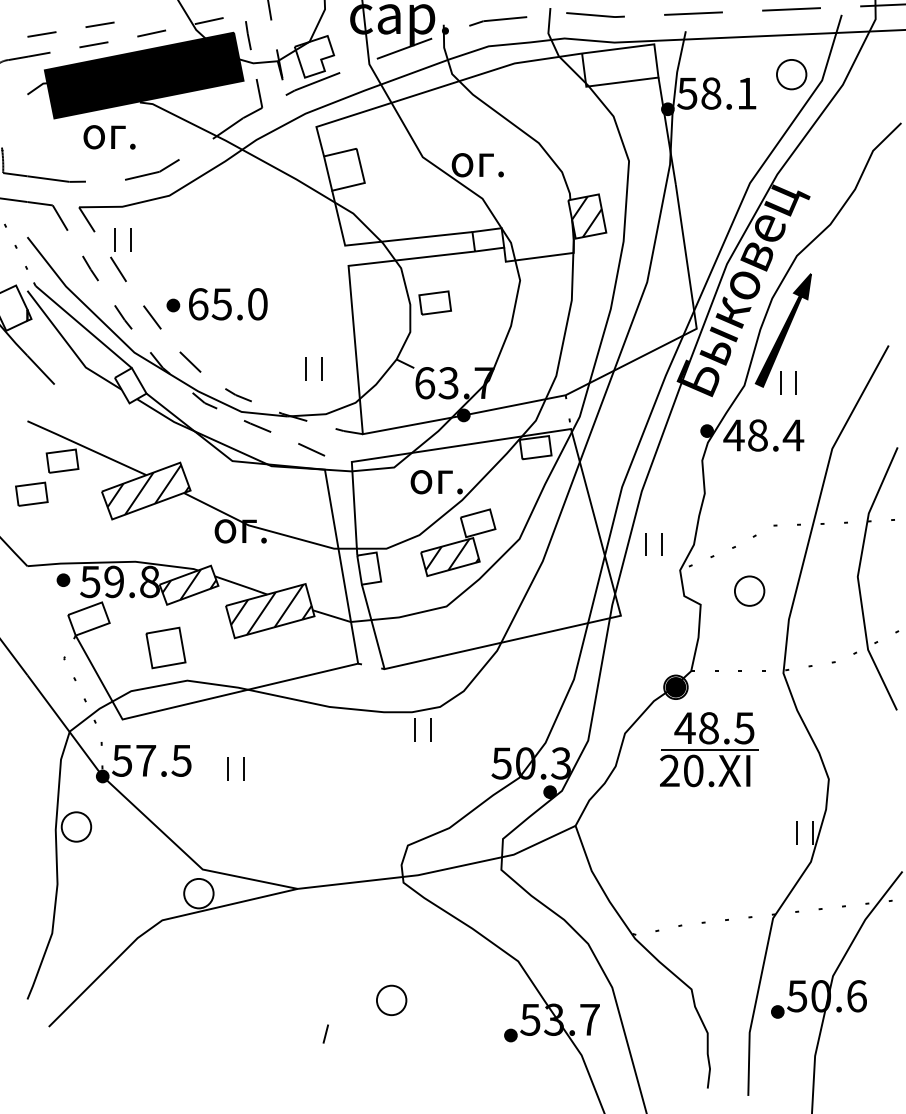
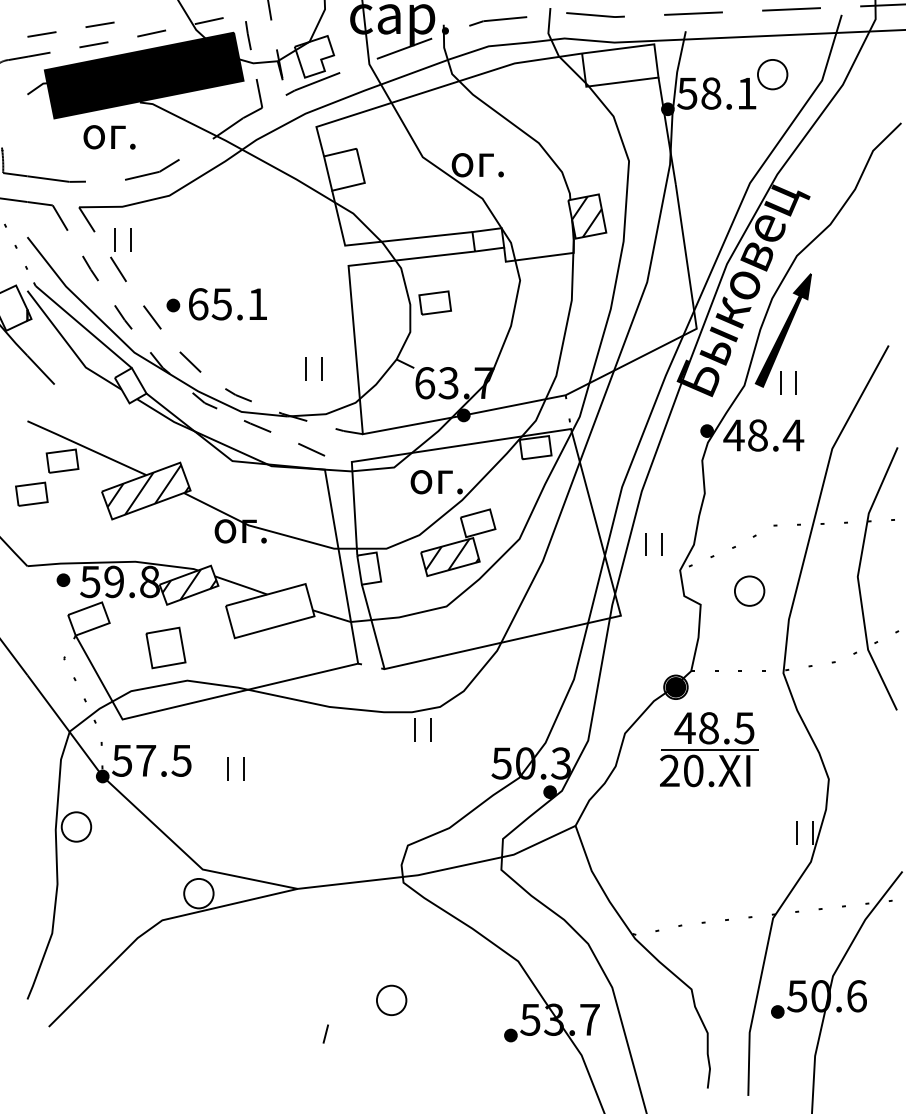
part position: (791, 74) -> (772, 74) (772, 74)
text: 65.0 -> 65.1 (257, 304)
hatch: present -> none (271, 609)
